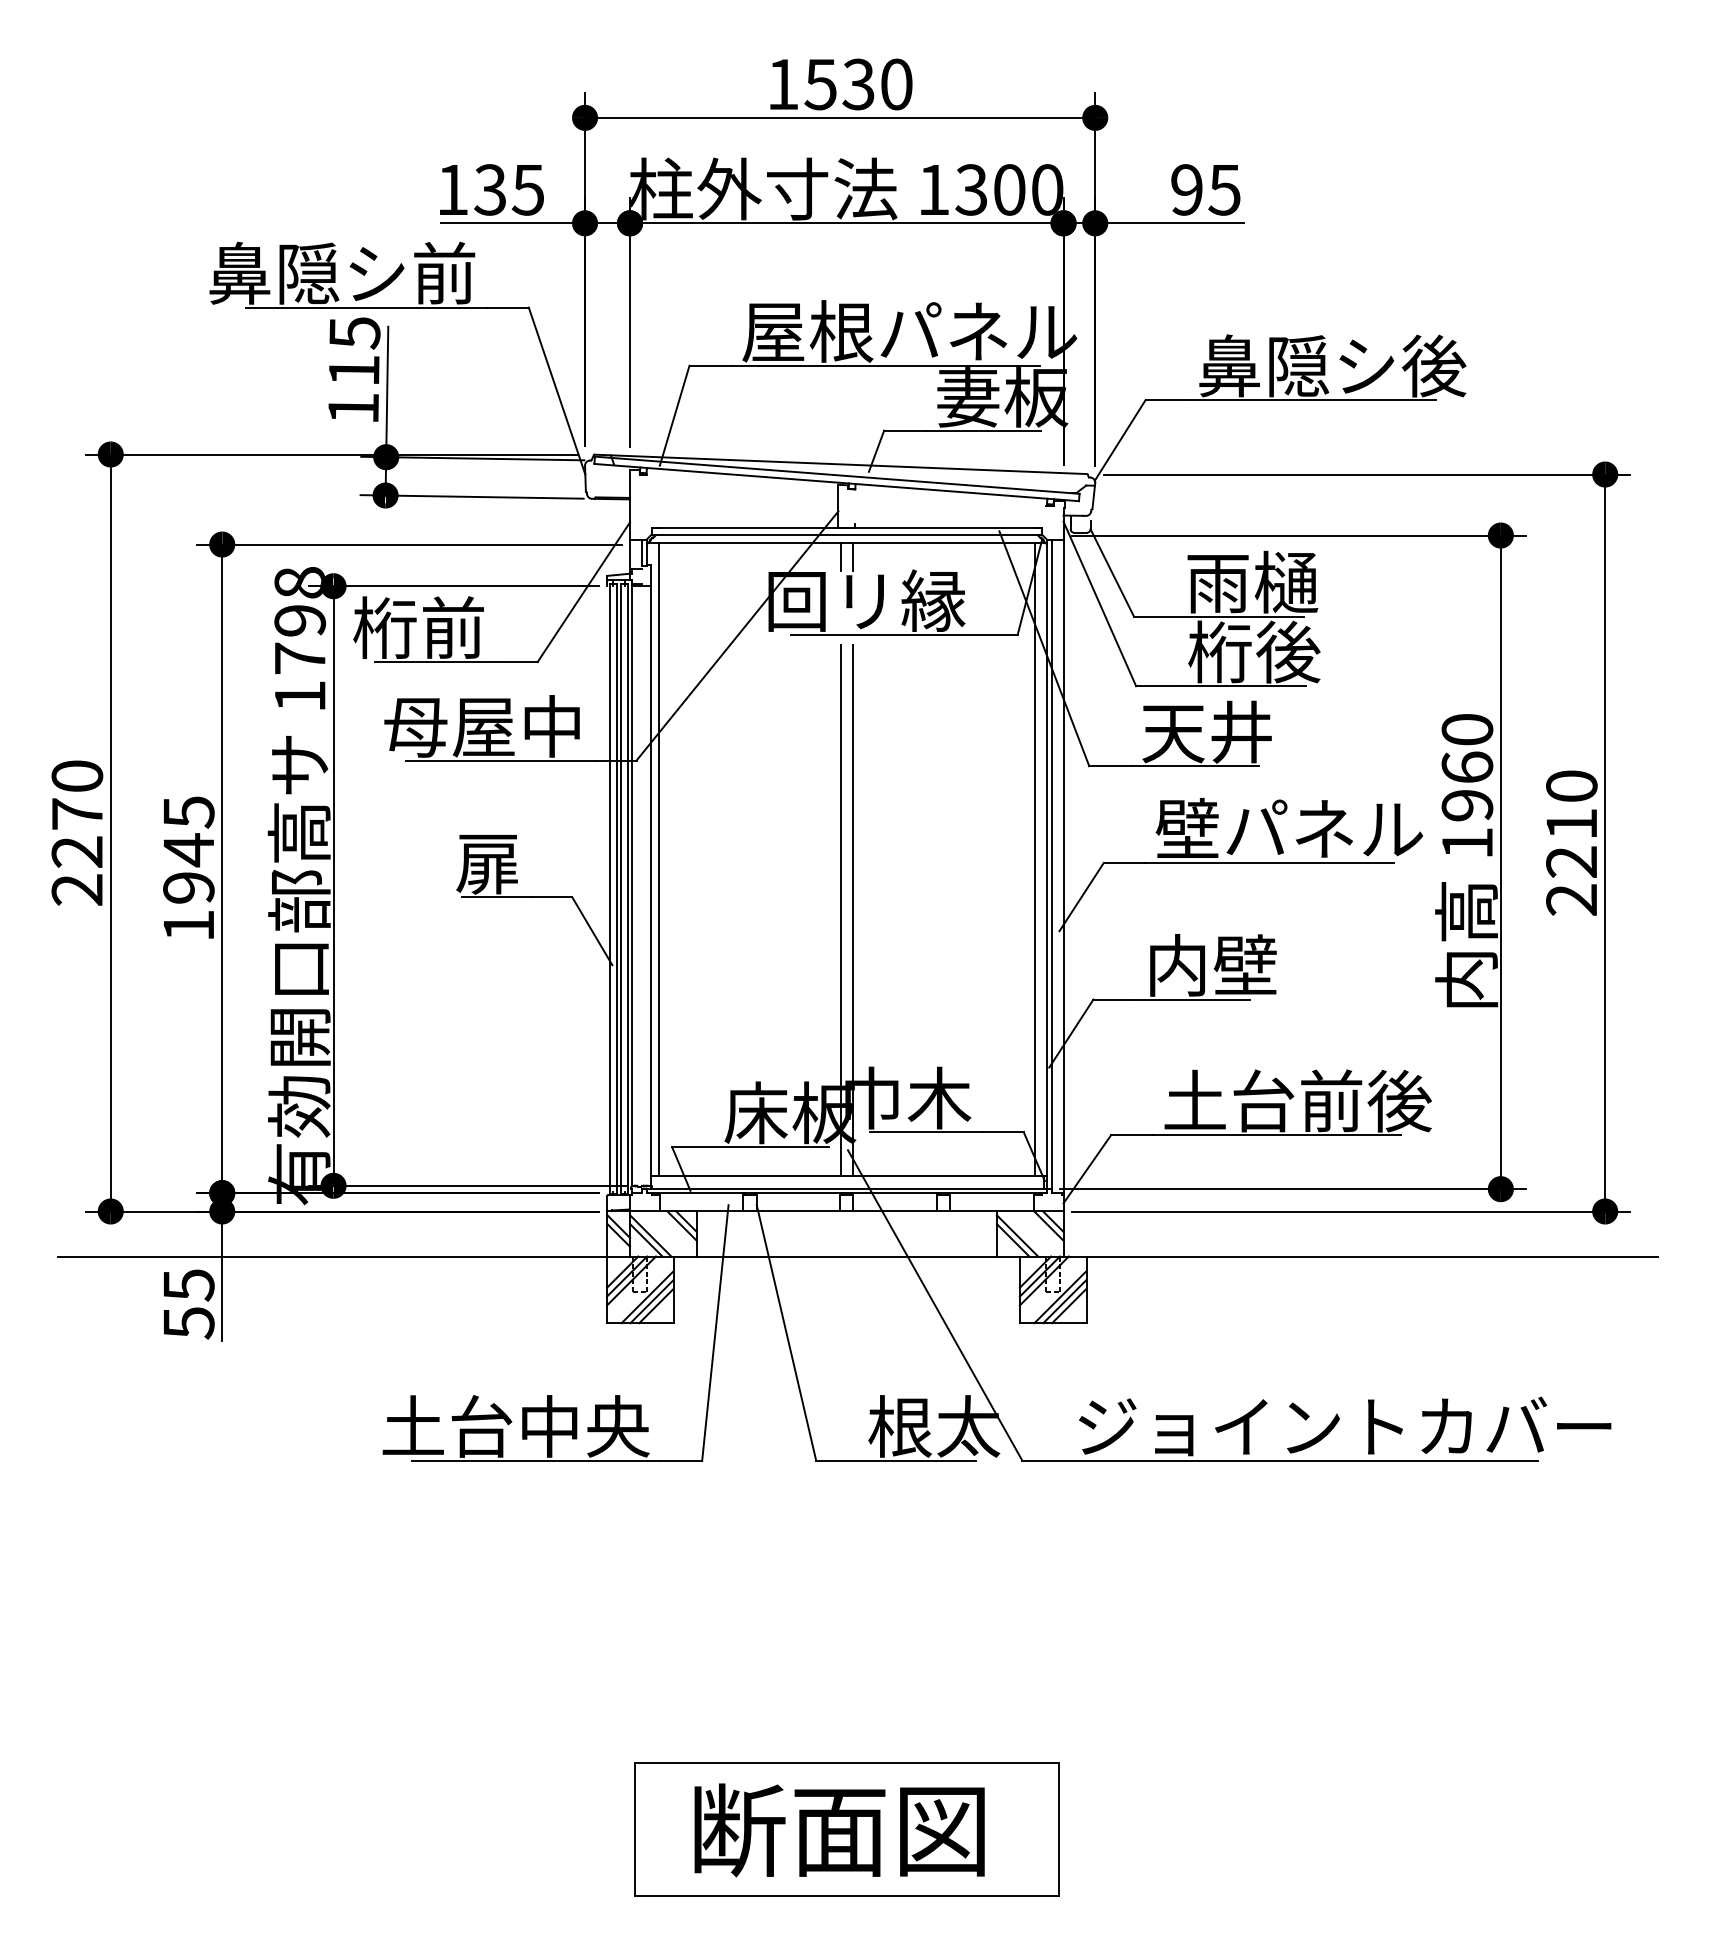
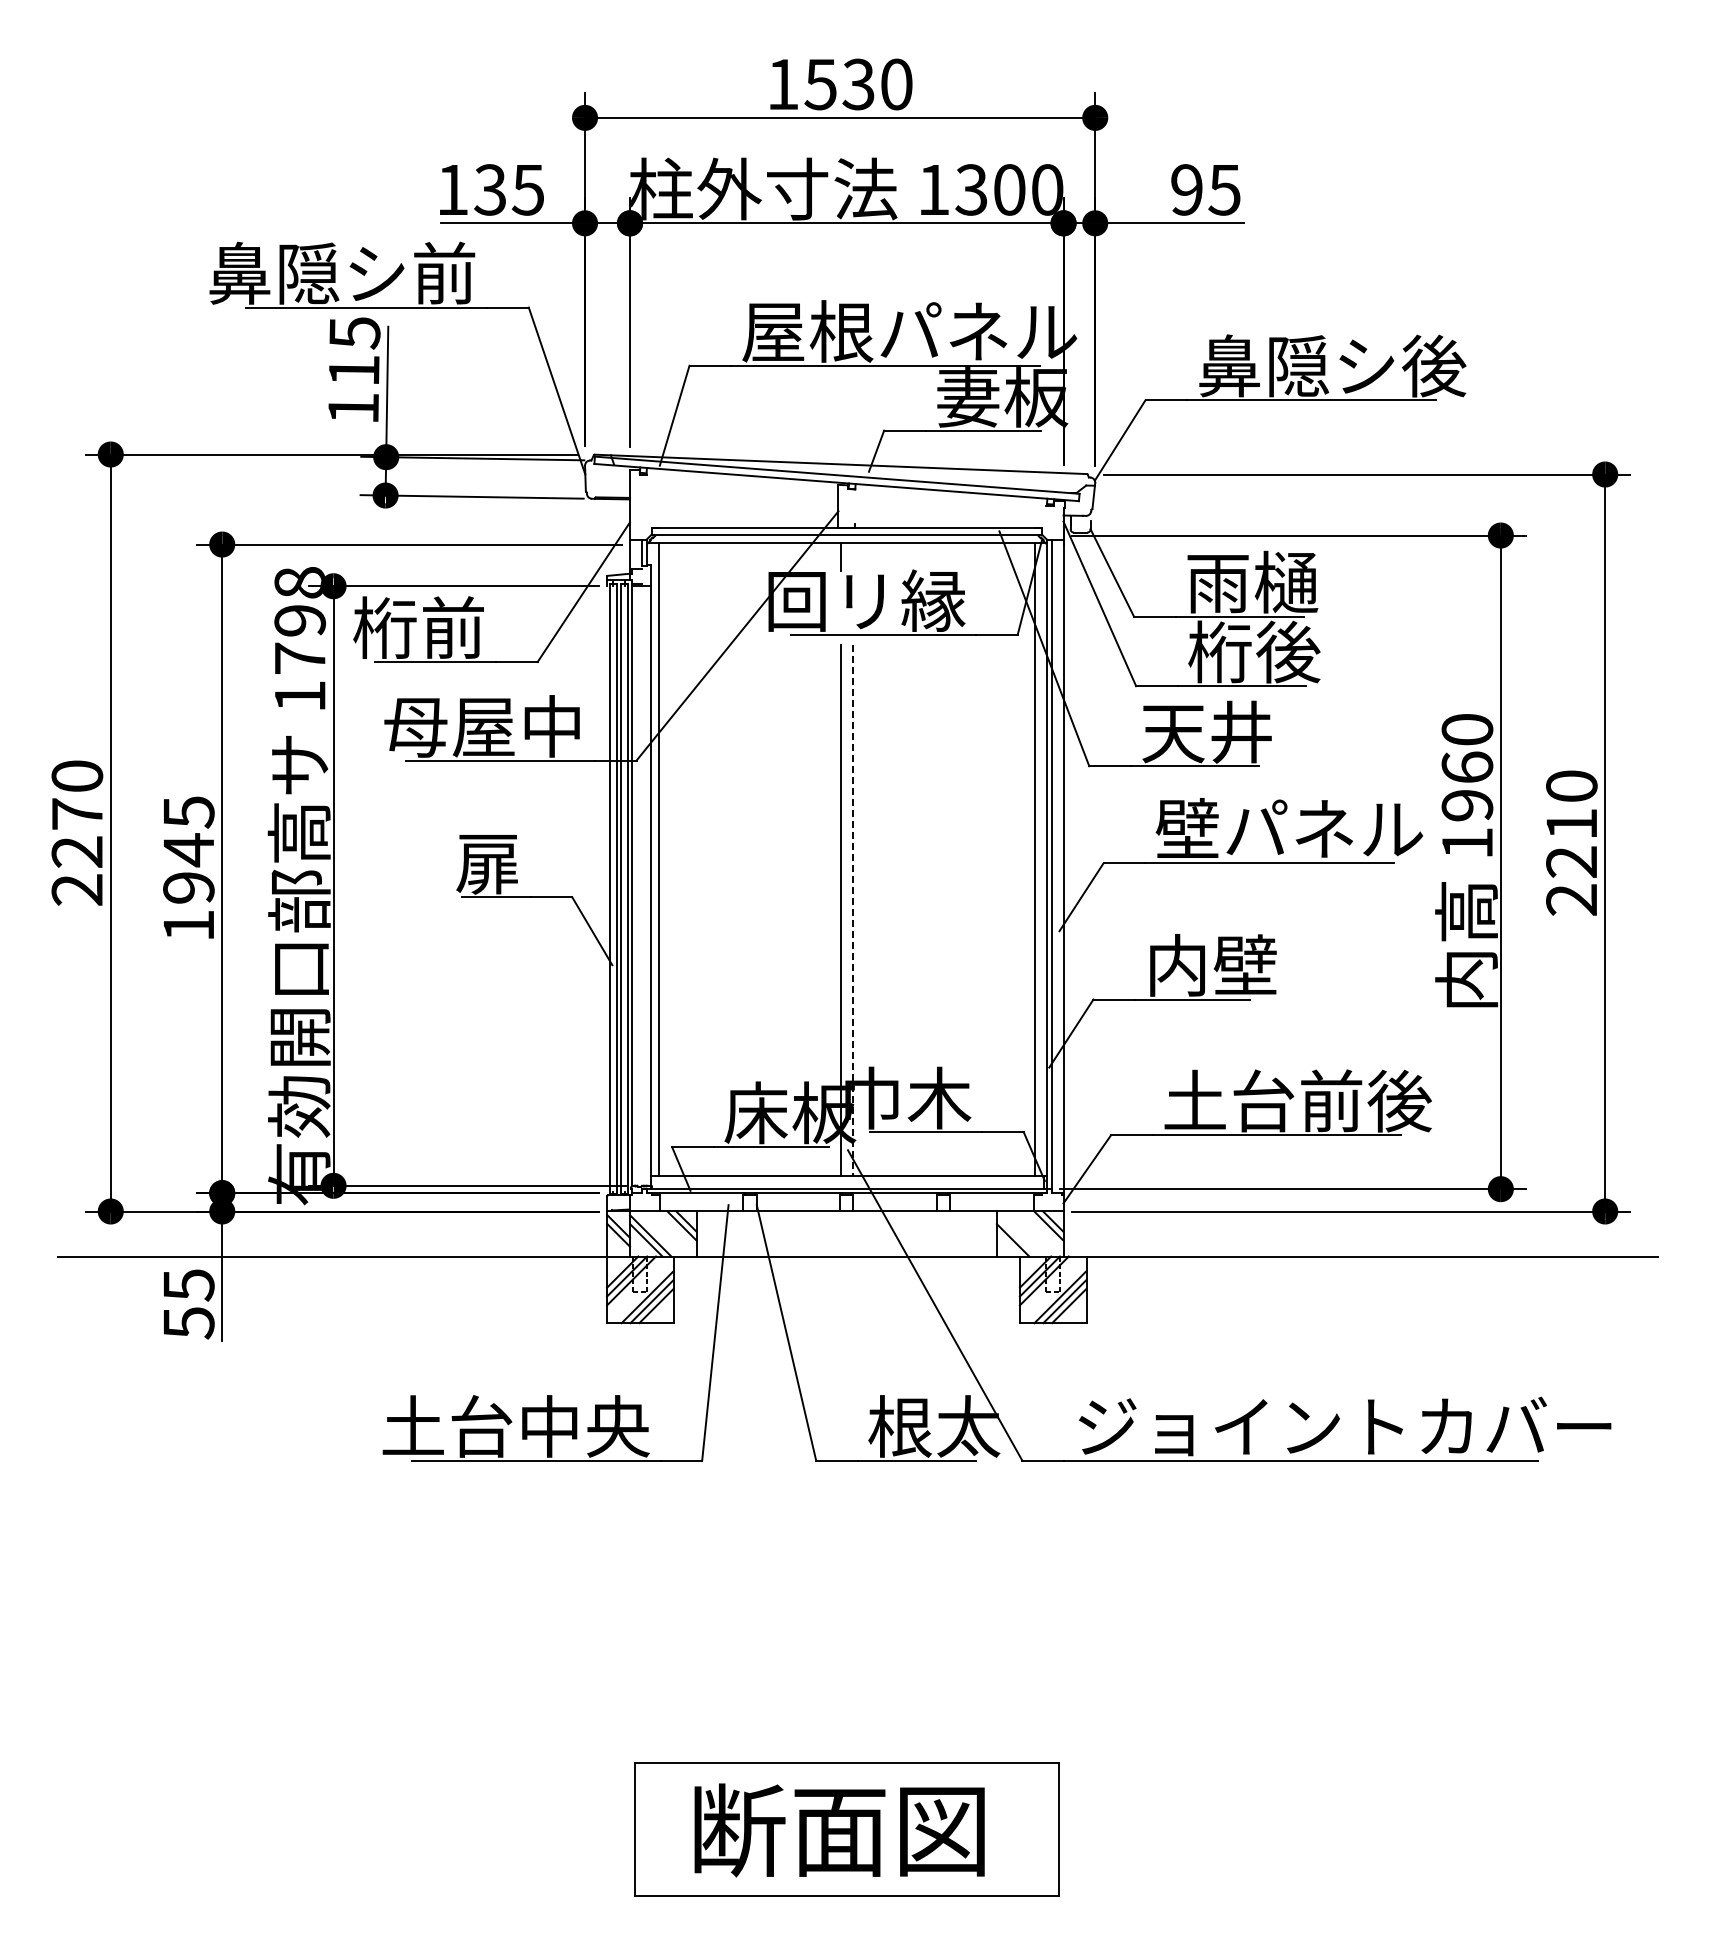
line: present -> none (852, 556)
line: solid -> dashed (852, 910)
line: present -> none (1017, 1235)
